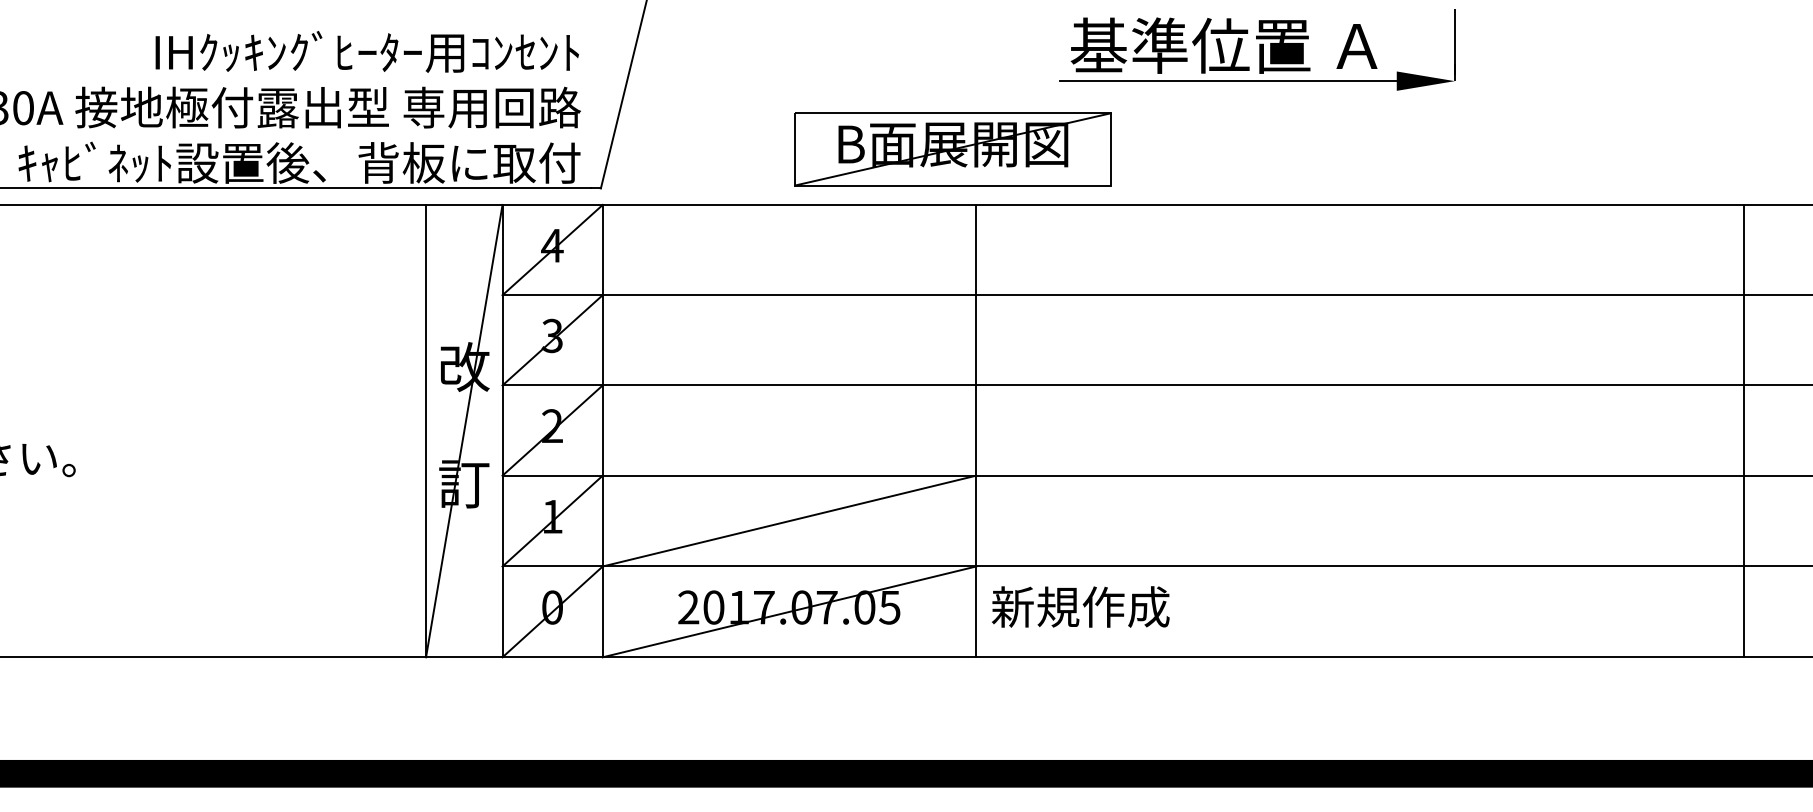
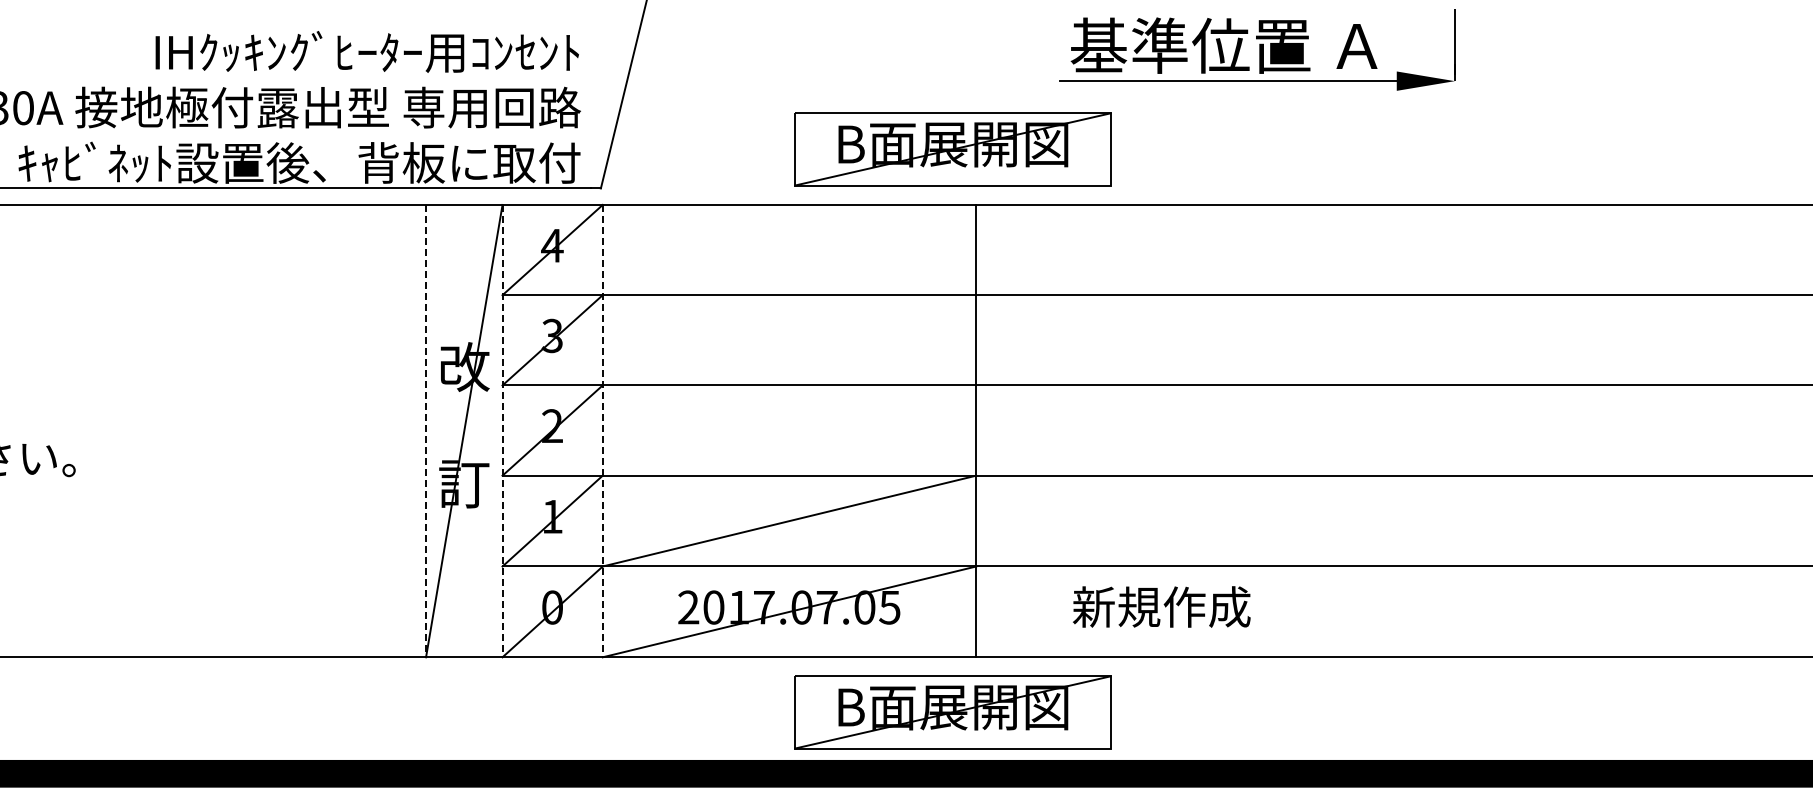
line: solid -> dashed (426, 431)
line: solid -> dashed (502, 431)
line: solid -> dashed (602, 431)
line: present -> none (1744, 431)
text position: (1080, 606) -> (1161, 606) (1161, 606)
part: none -> present (952, 712)
